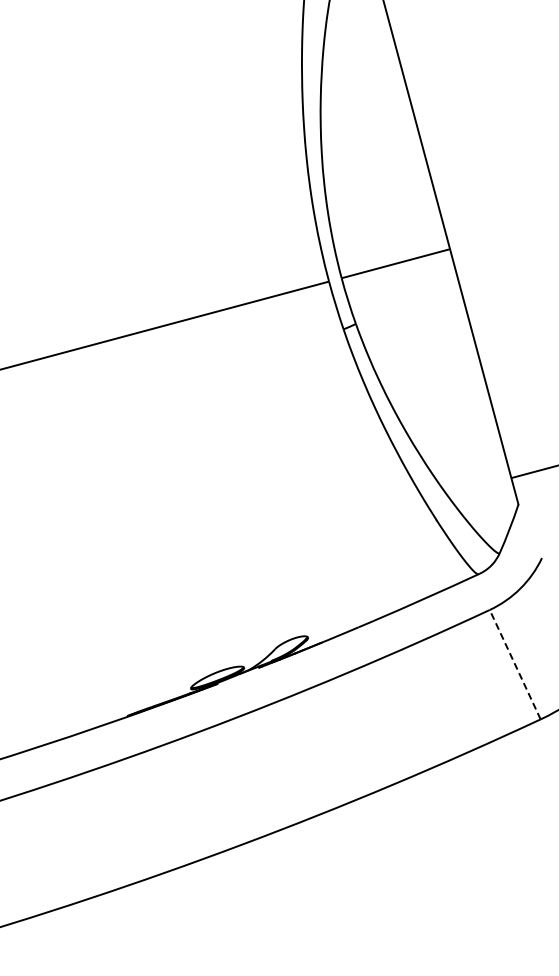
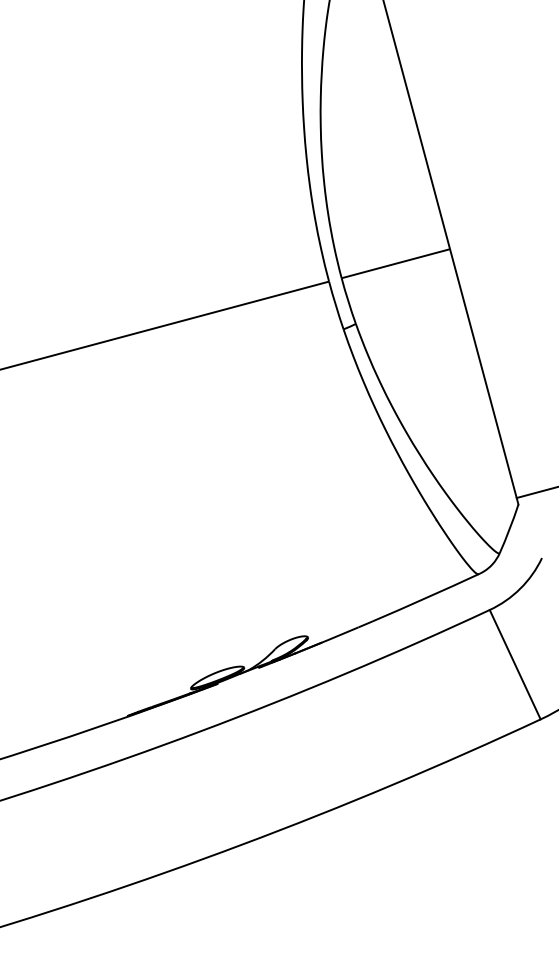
line position: (533, 472) -> (535, 492) (535, 492)
line: dashed -> solid (514, 664)
